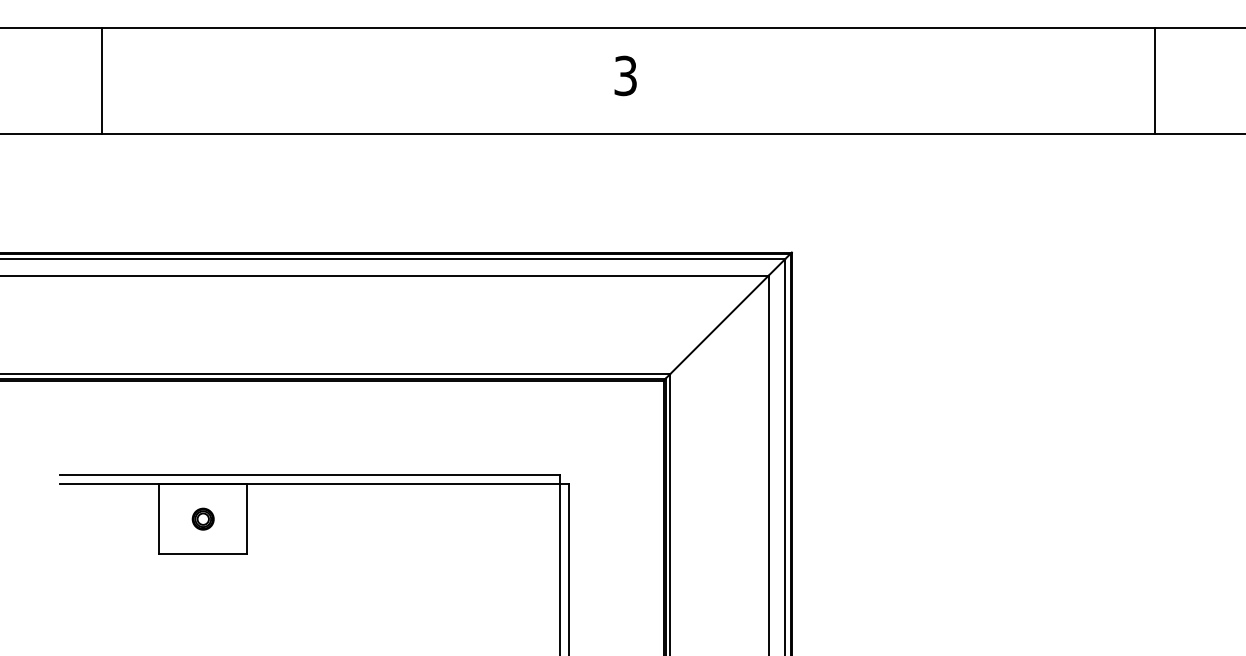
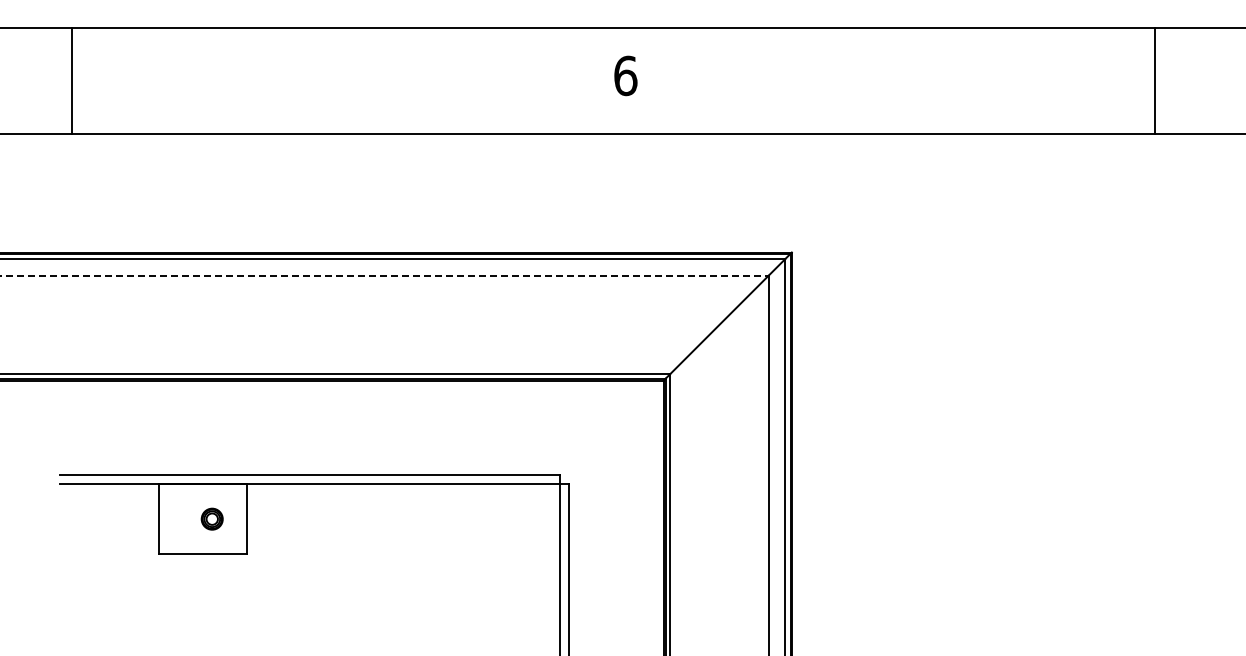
text: 3 -> 6 (625, 75)
line position: (101, 80) -> (71, 80) (71, 80)
line: solid -> dashed (384, 275)
part position: (202, 518) -> (211, 518) (211, 518)
